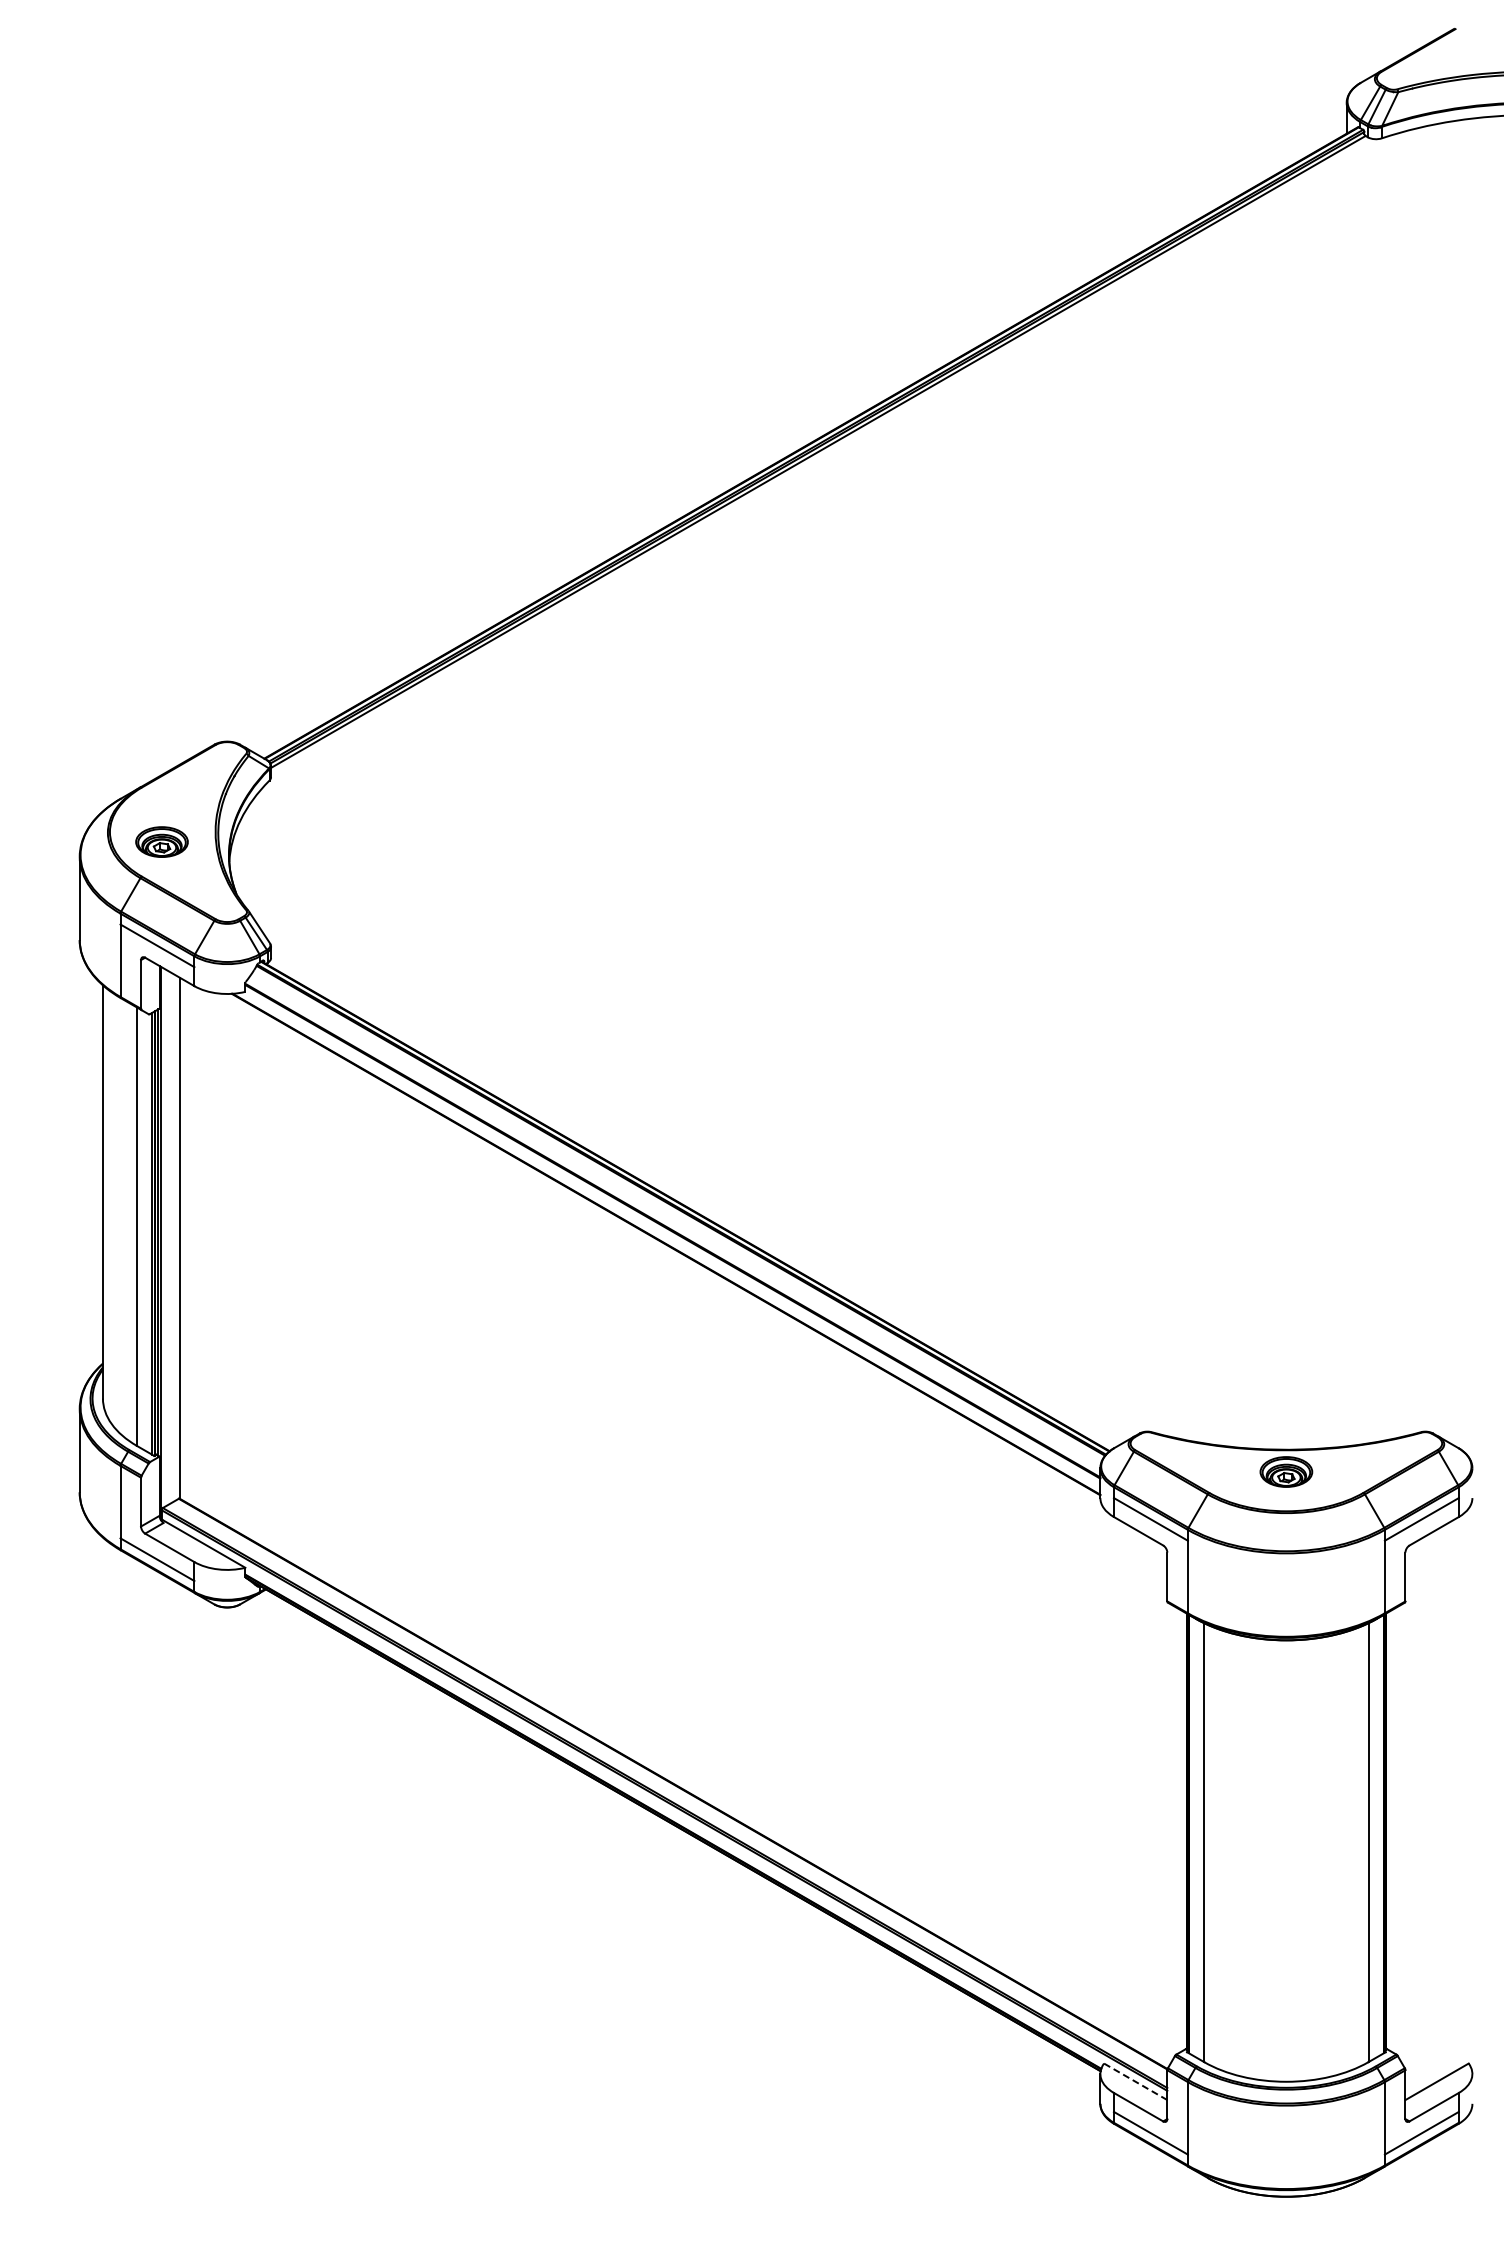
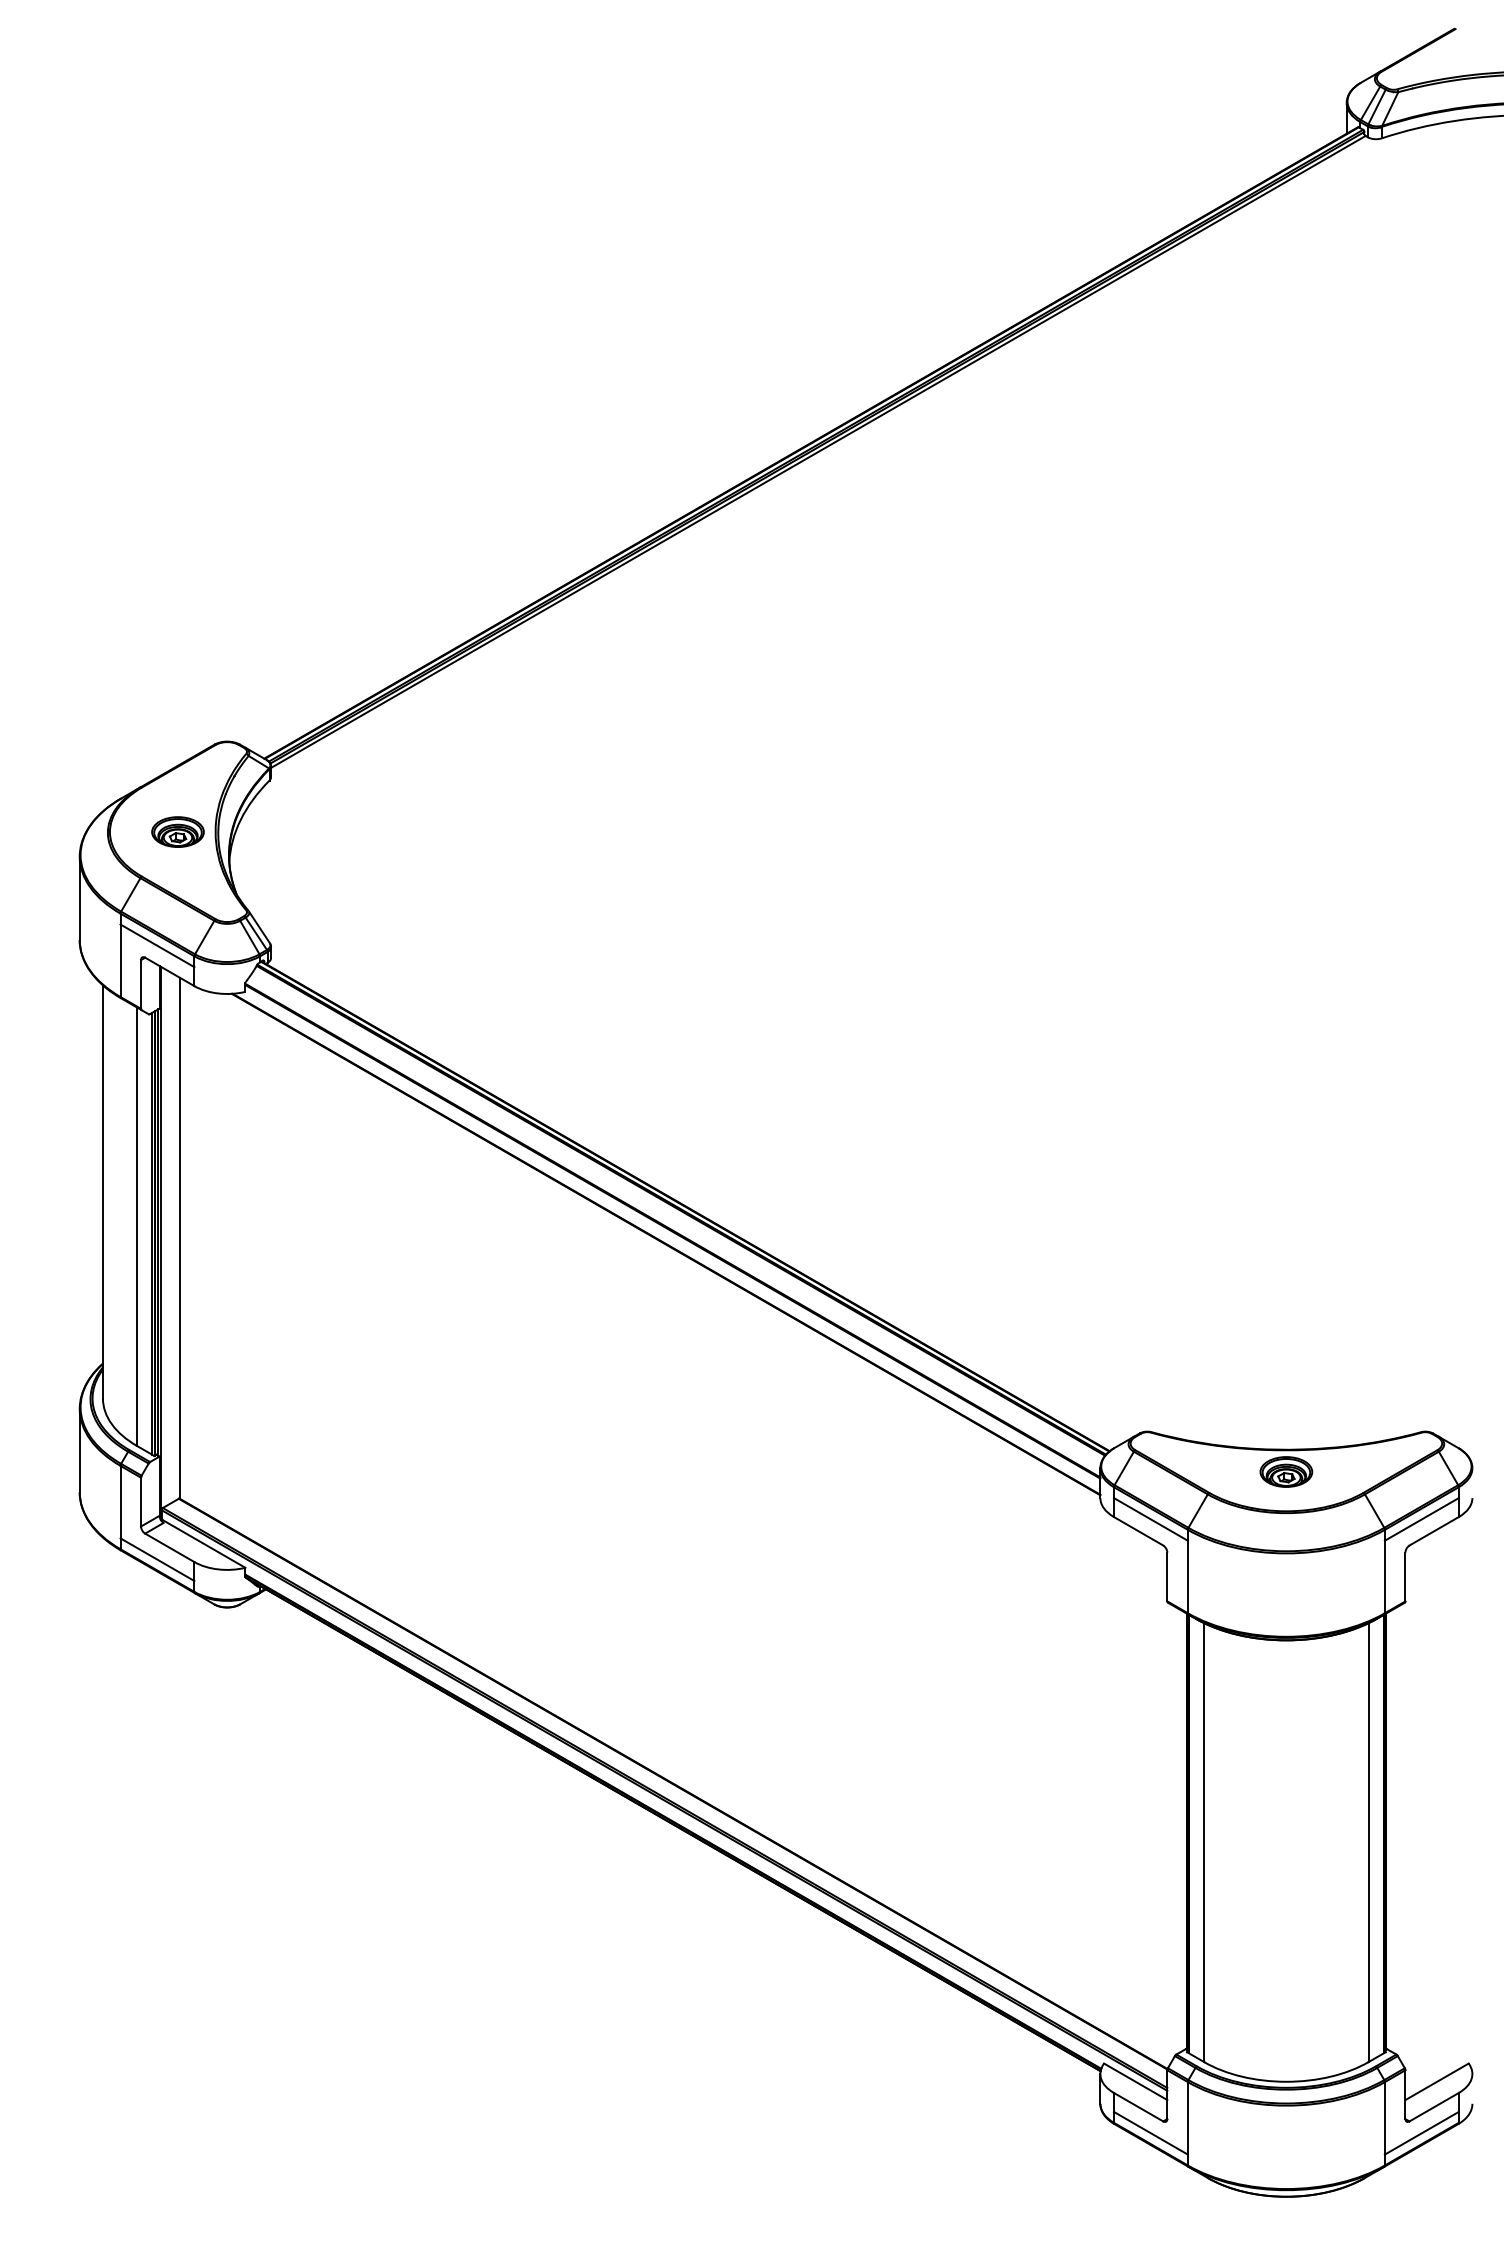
part position: (161, 841) -> (177, 831) (177, 831)
line: dashed -> solid (1135, 2081)
